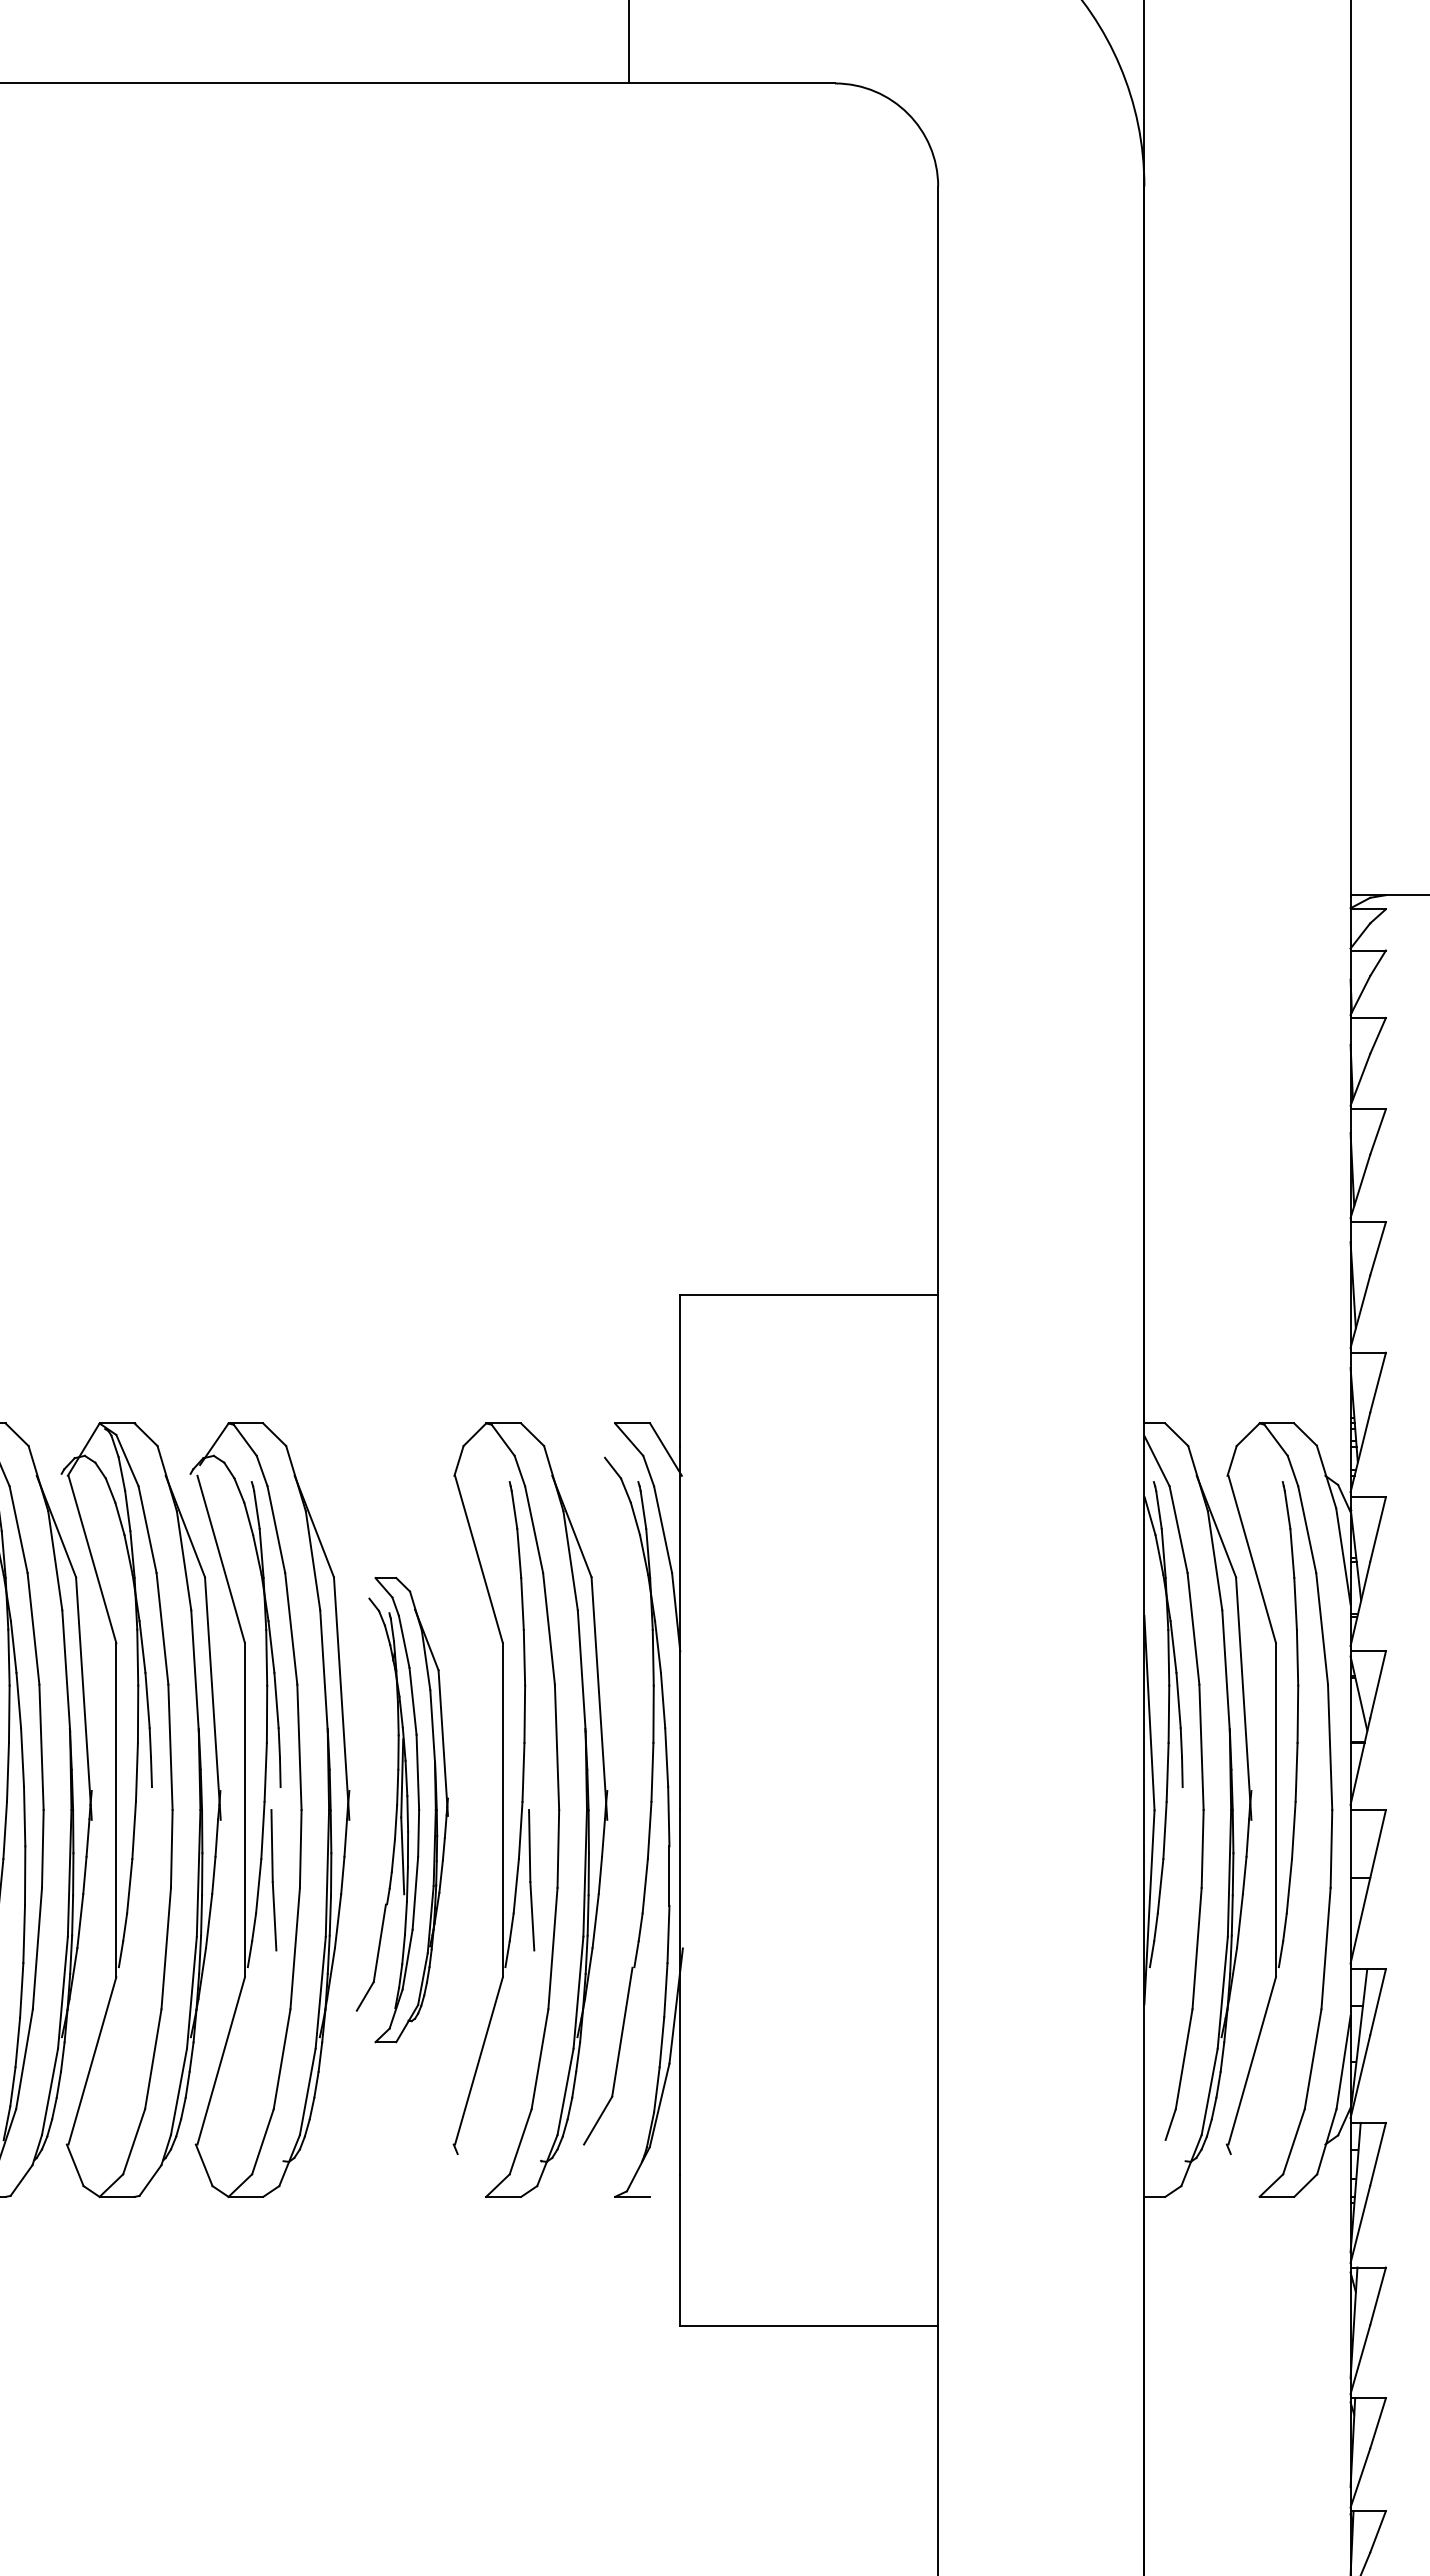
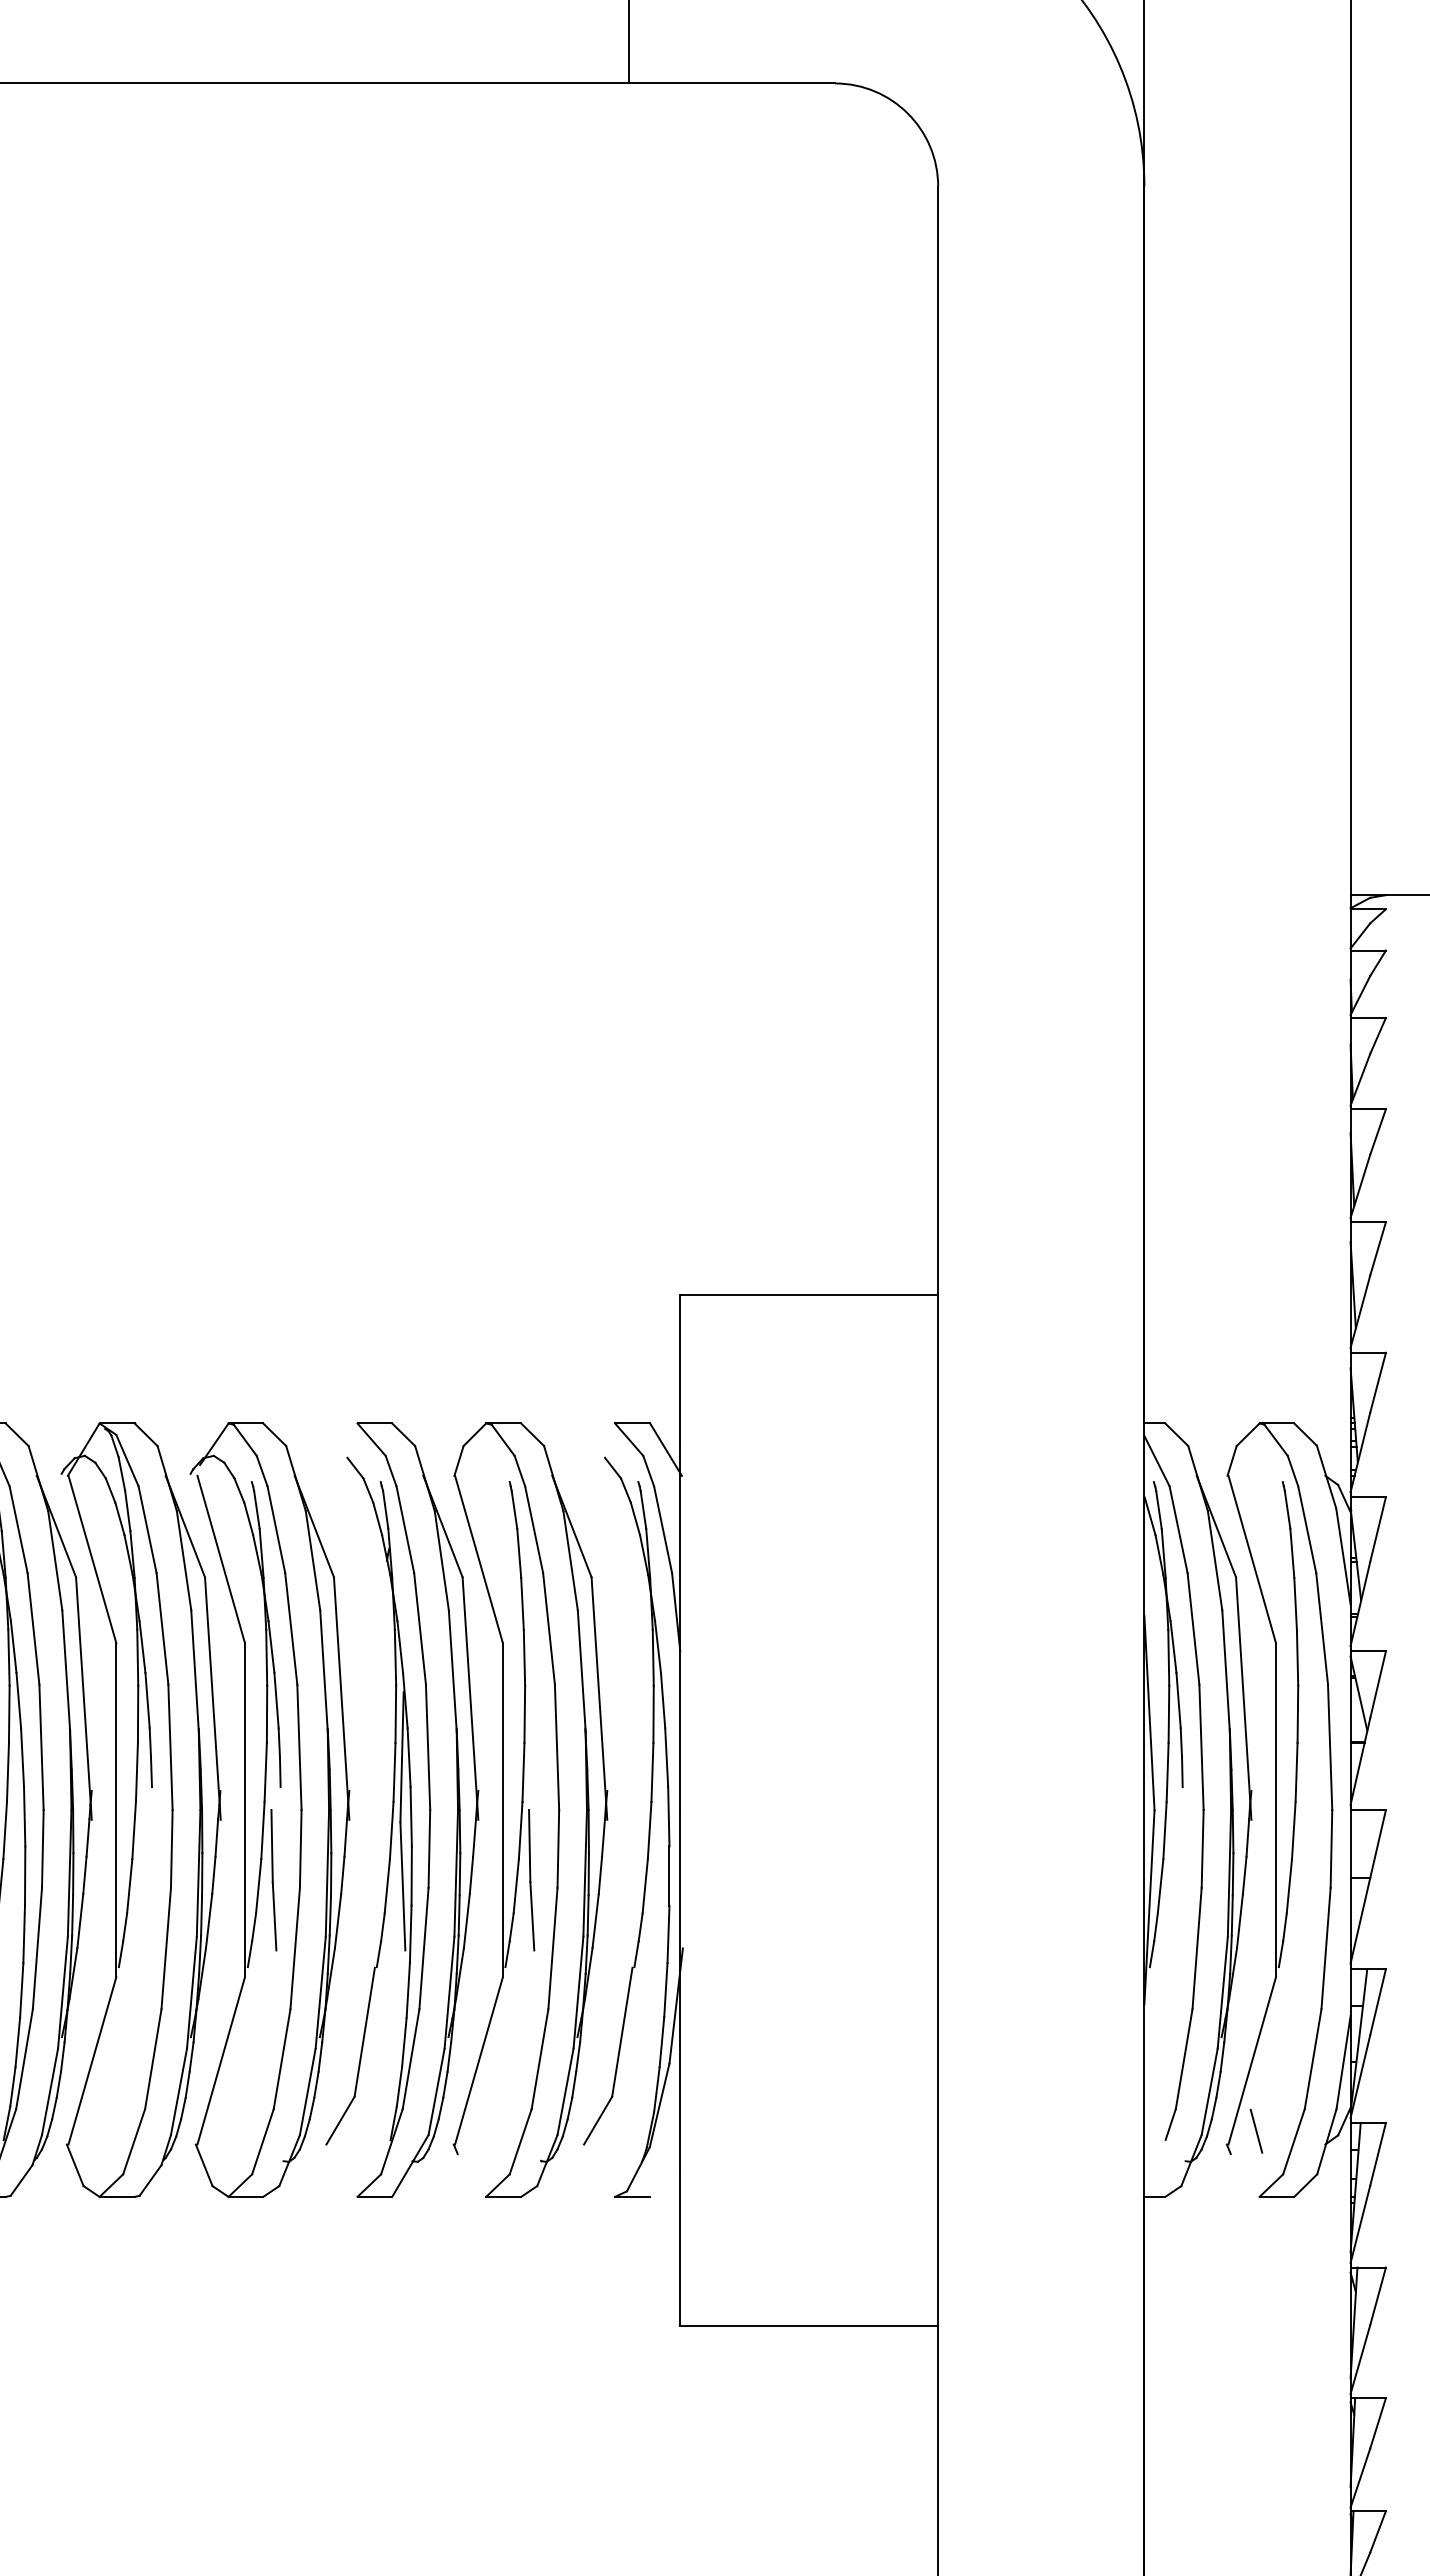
part size: 94x467 px -> 155x776 px (402, 1809)
line: none -> present (1256, 2130)
